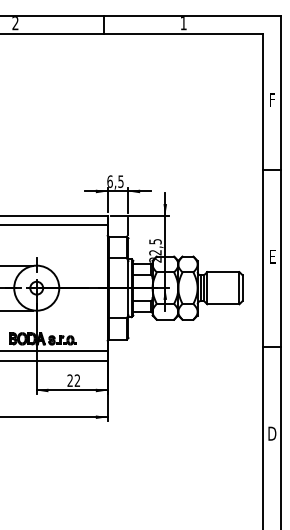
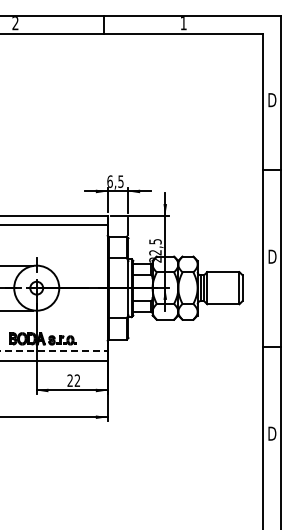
text: F -> D (272, 100)
text: E -> D (272, 256)
line: solid -> dashed (54, 350)
